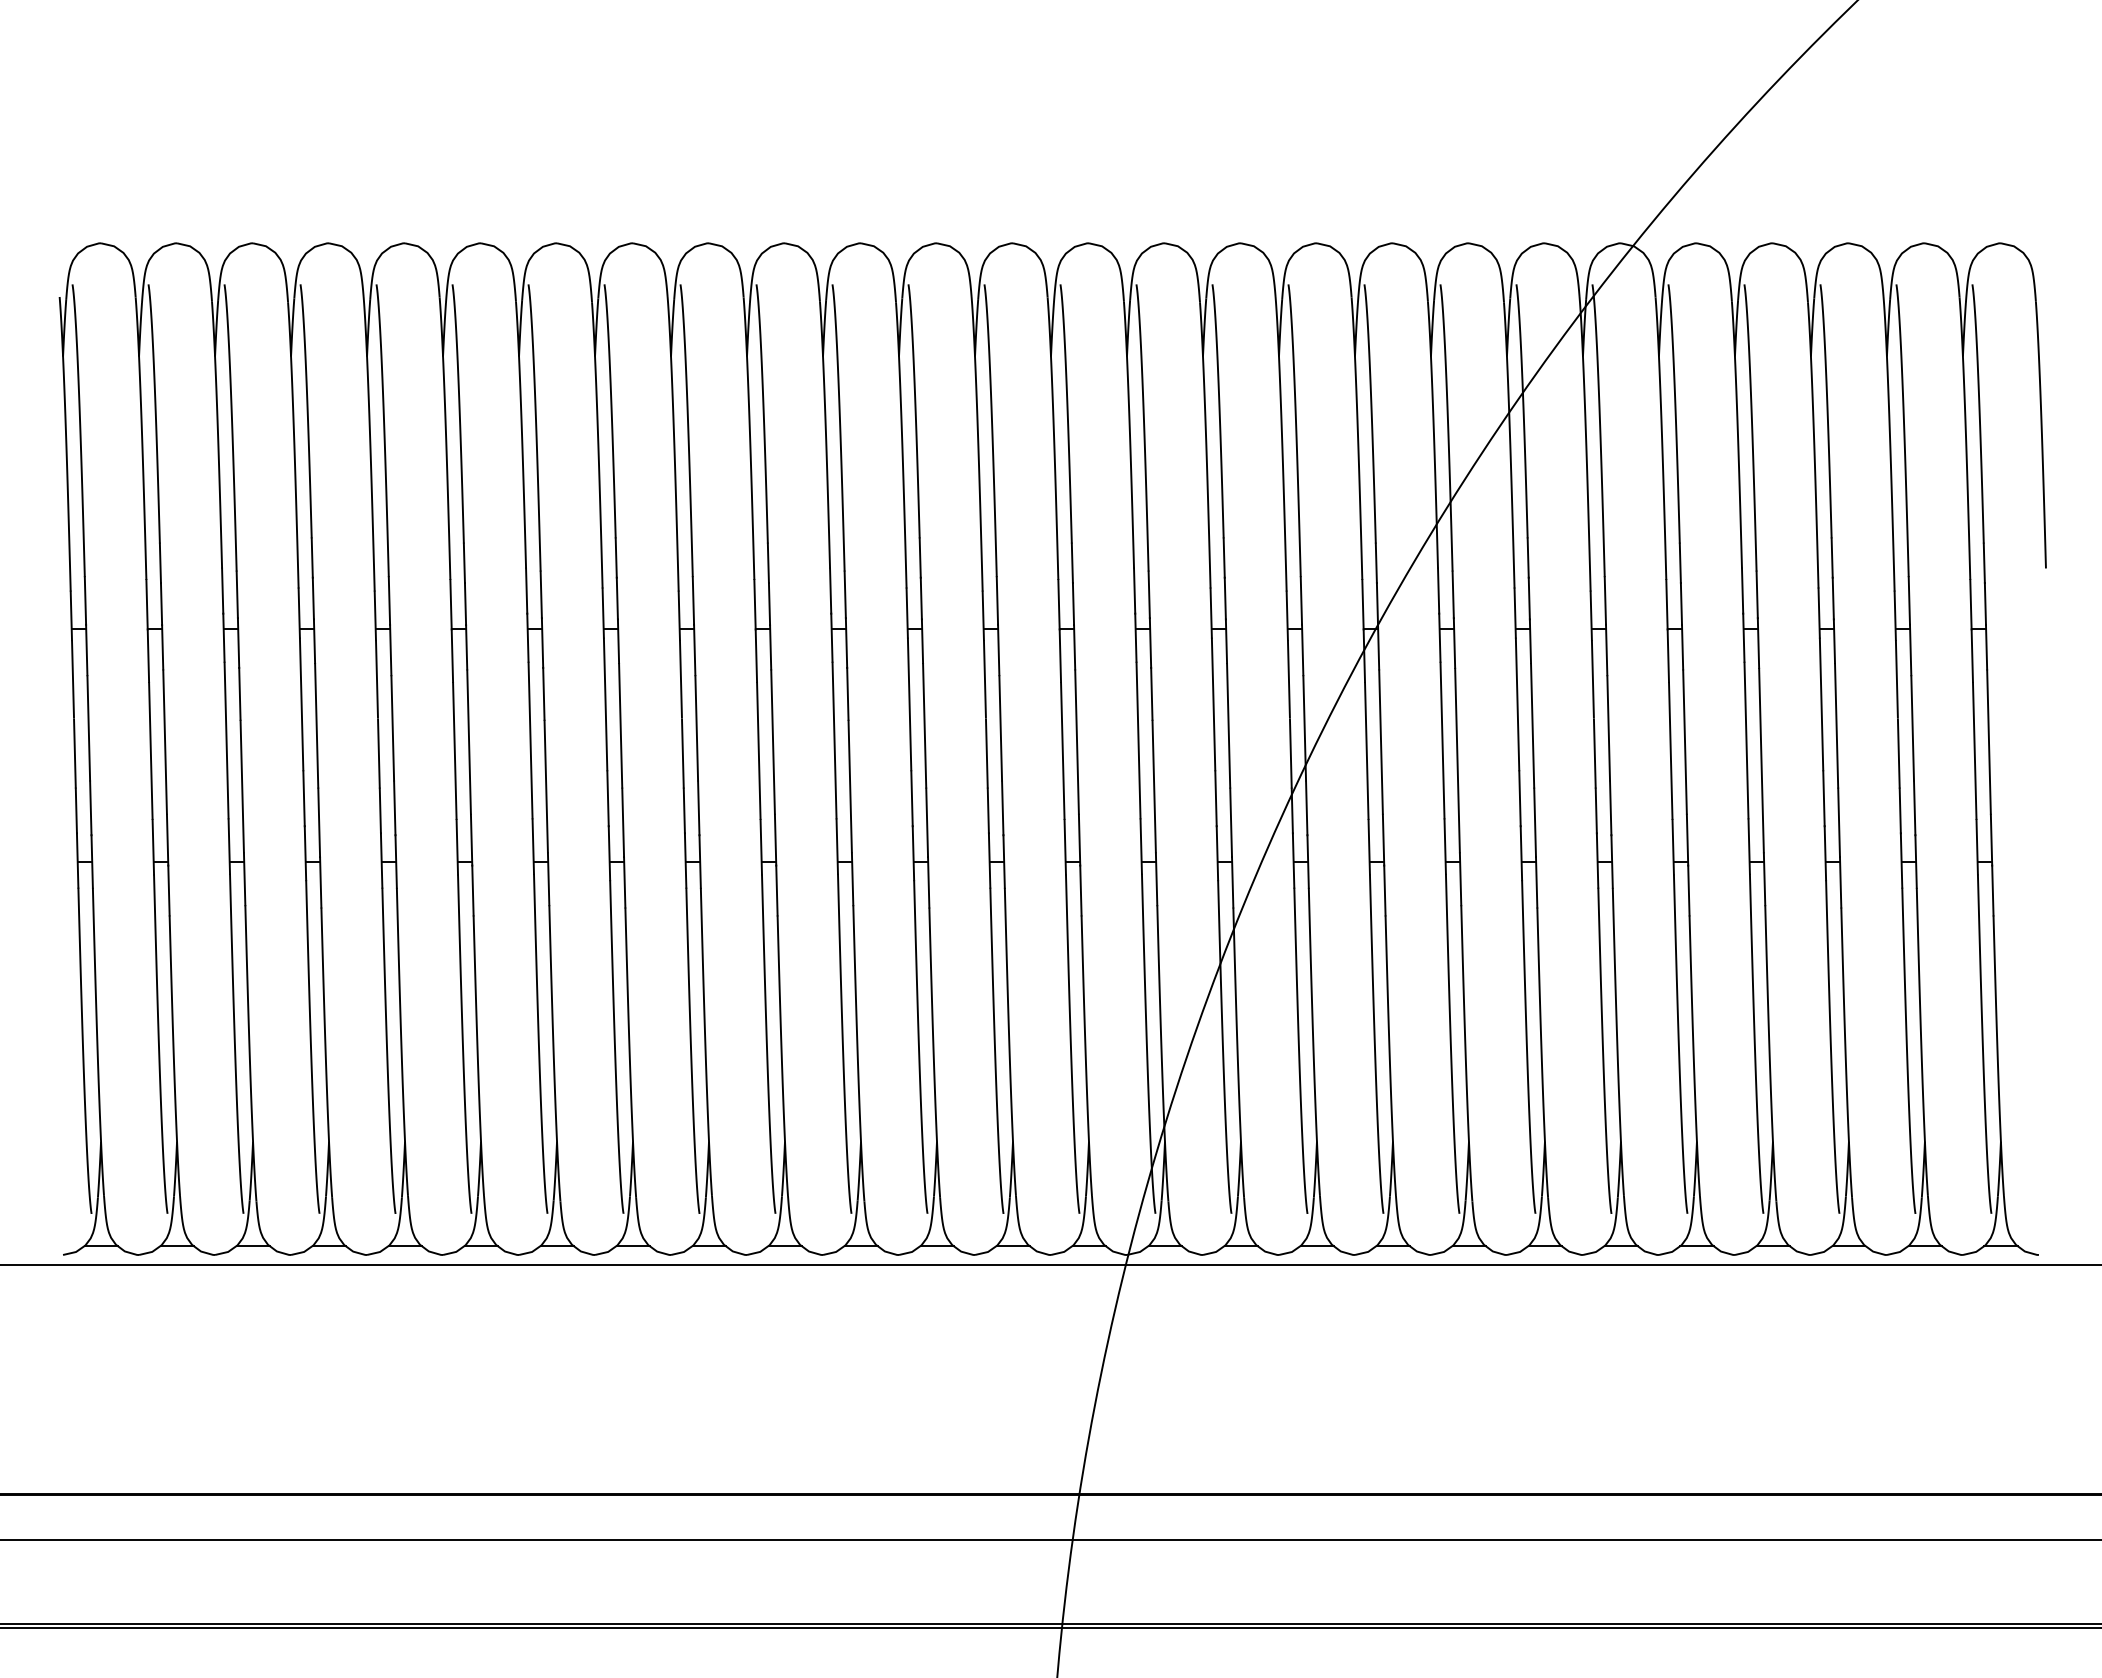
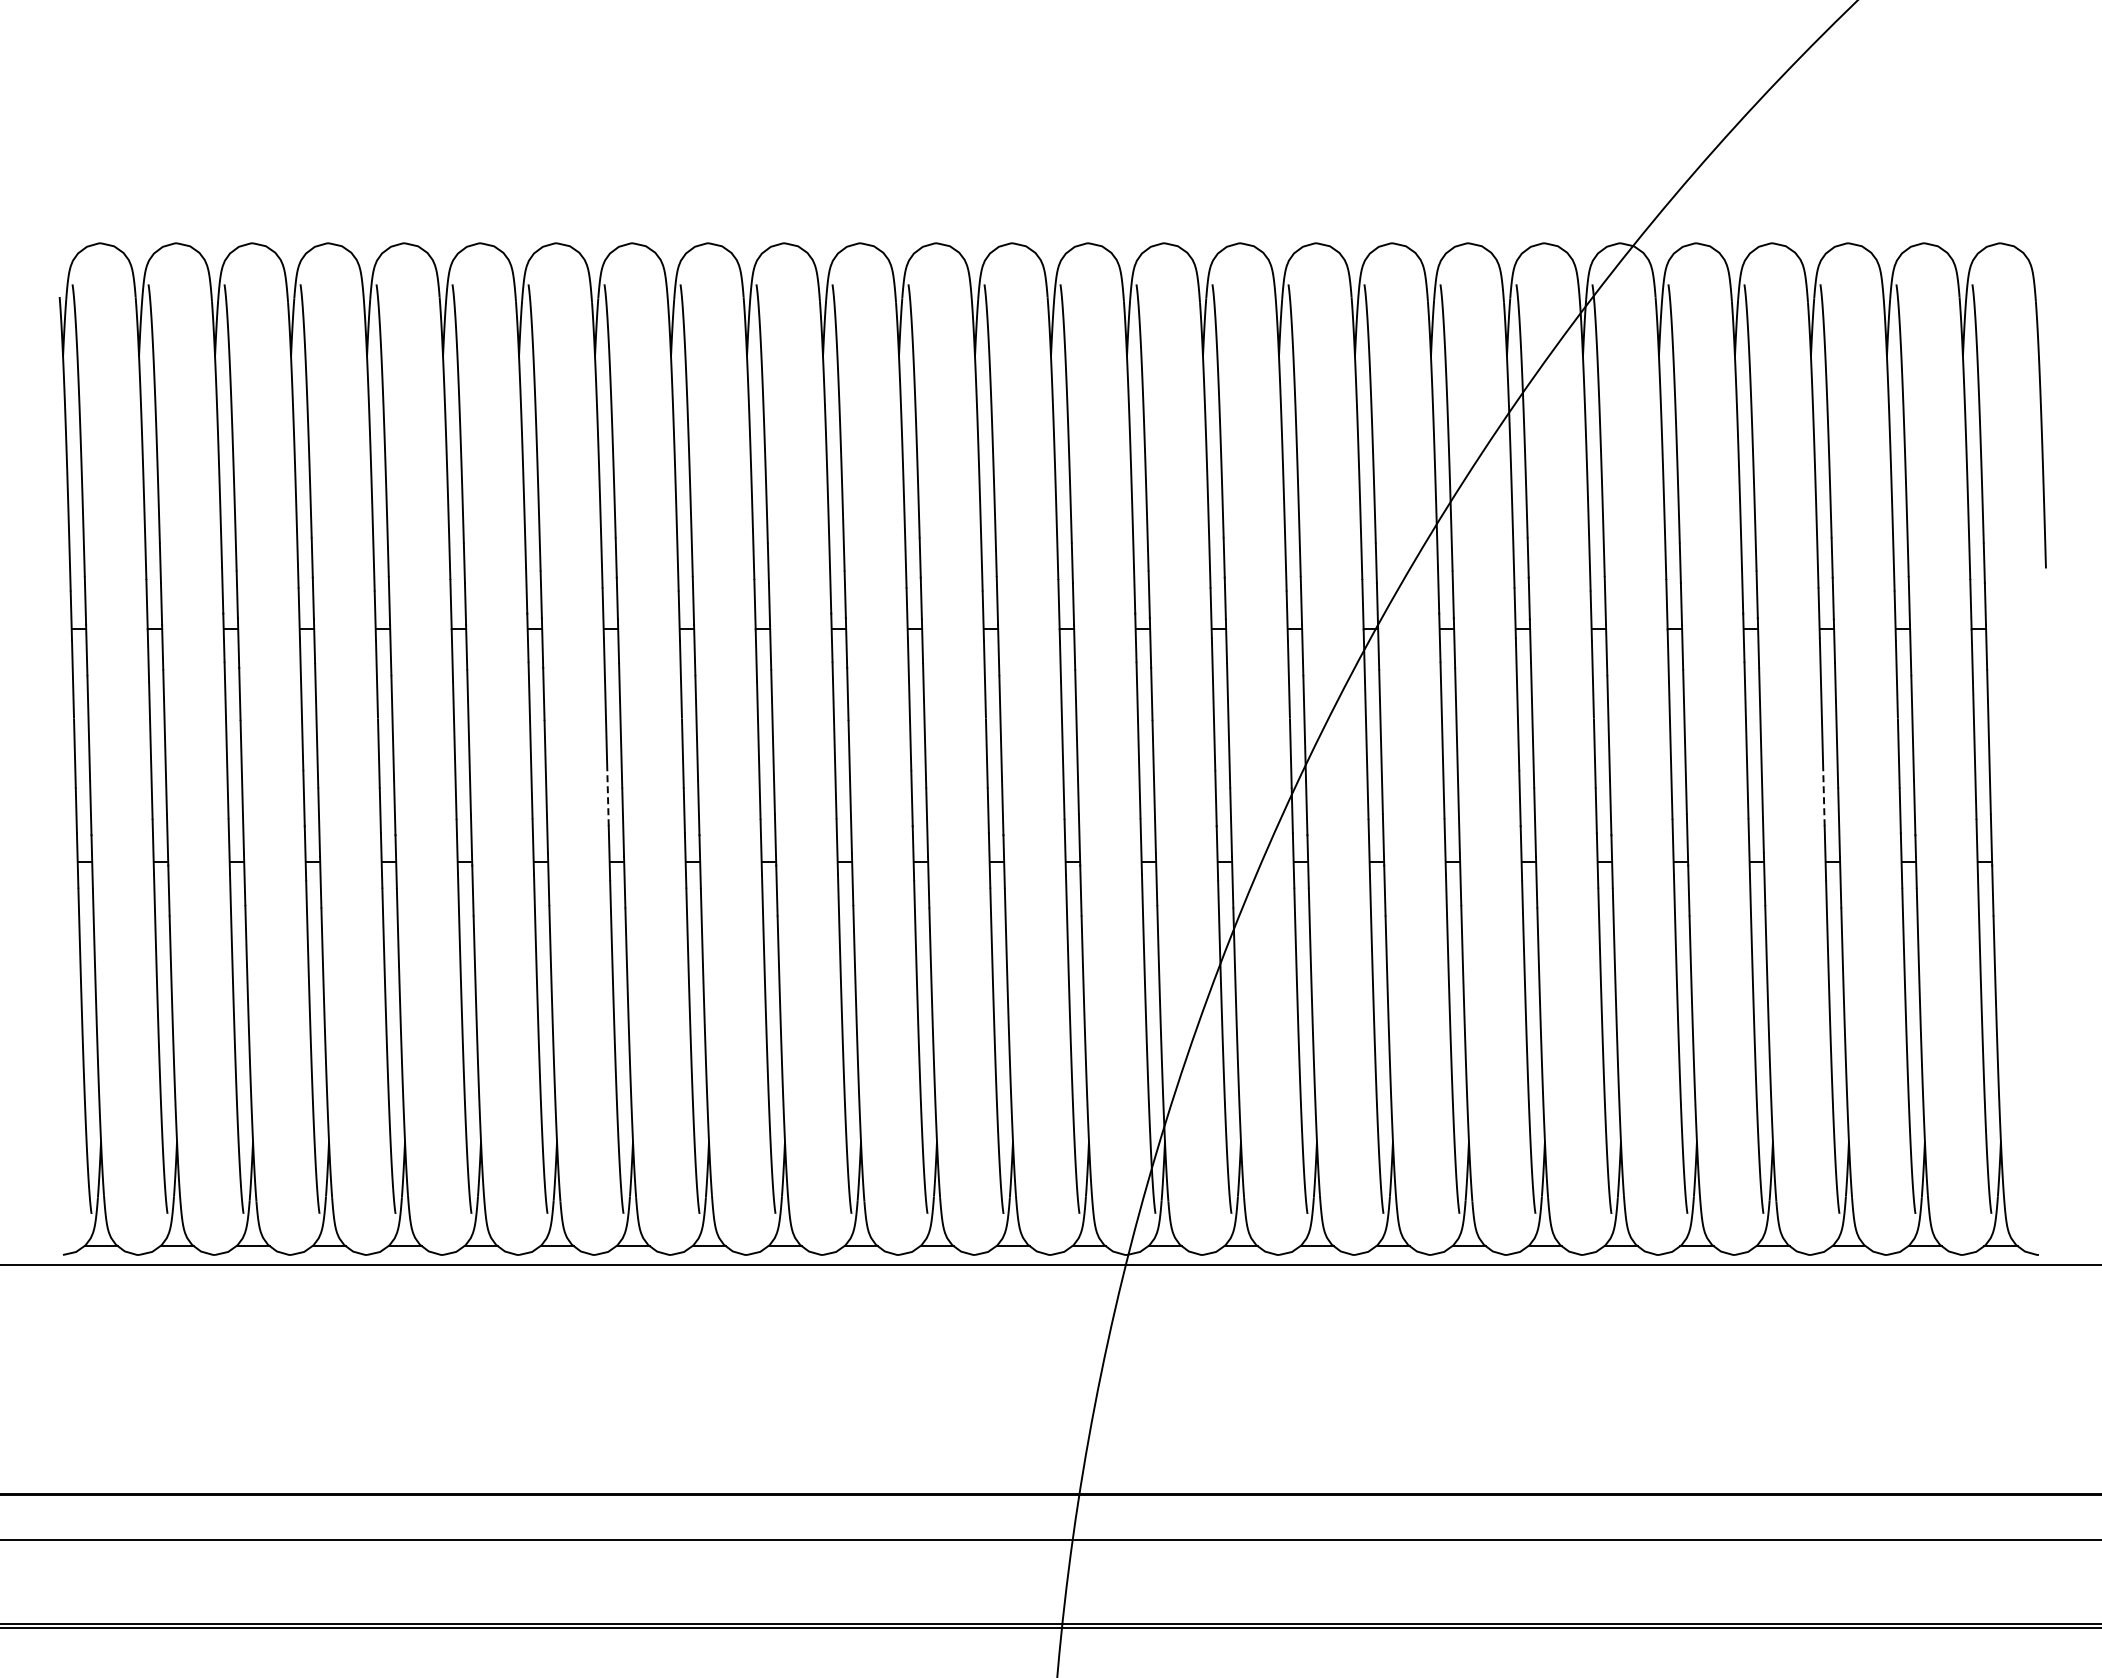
line: solid -> dashed (608, 798)
line: solid -> dashed (1823, 798)
